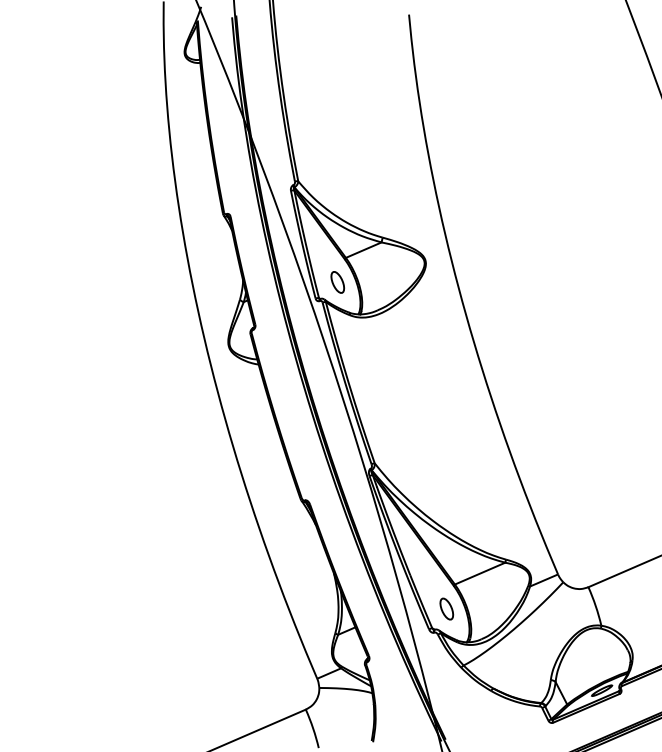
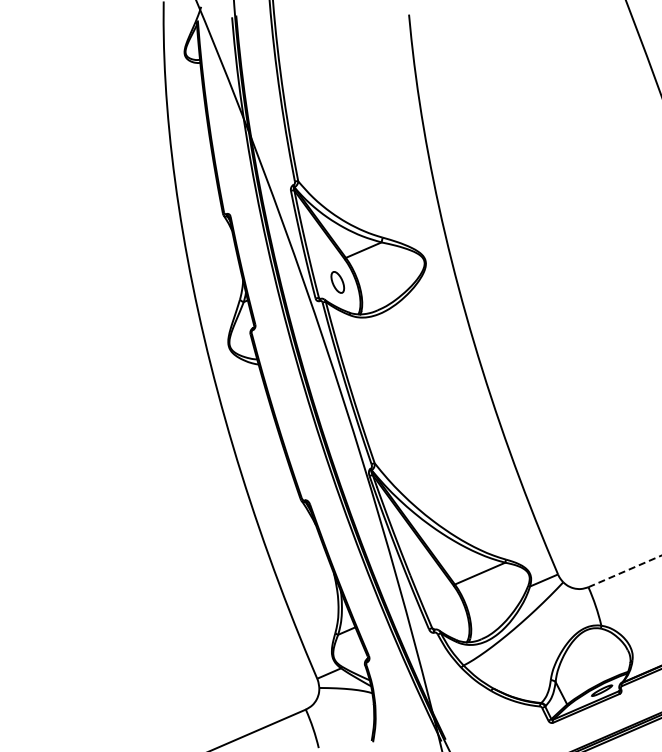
line: solid -> dashed (625, 571)
part: present -> none (446, 608)
